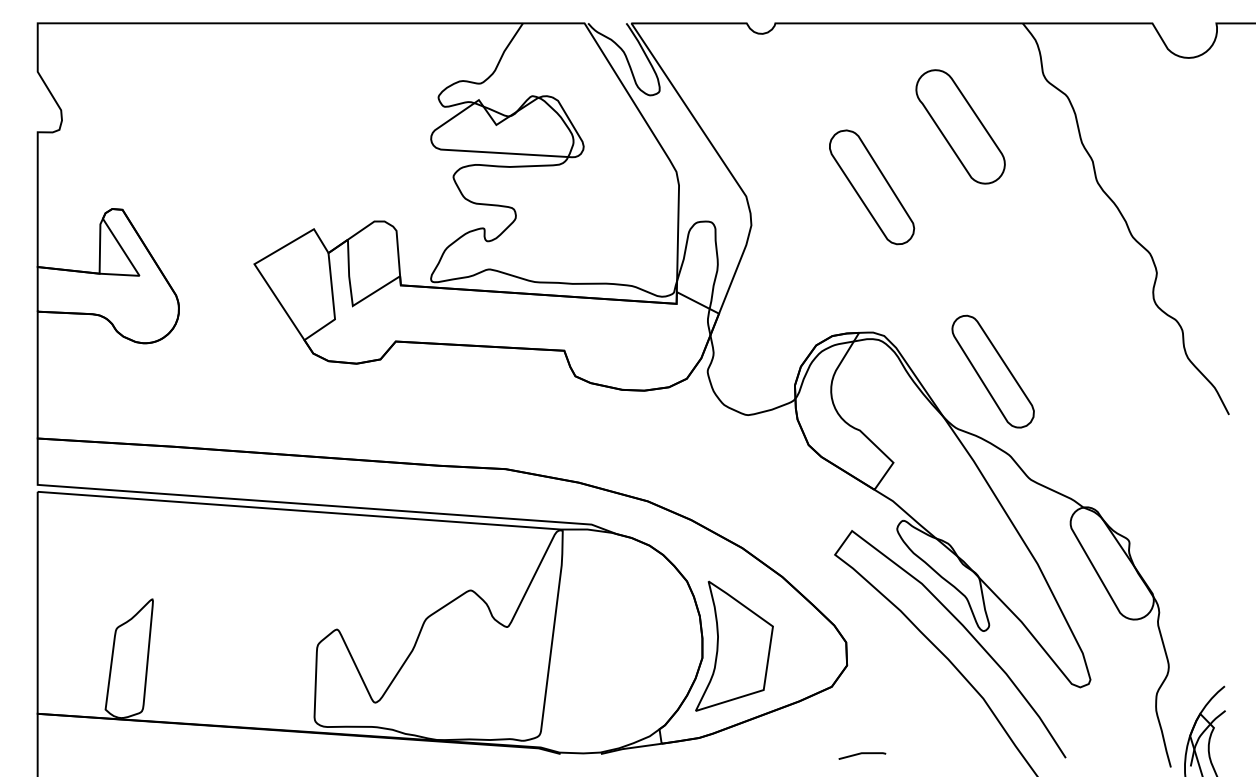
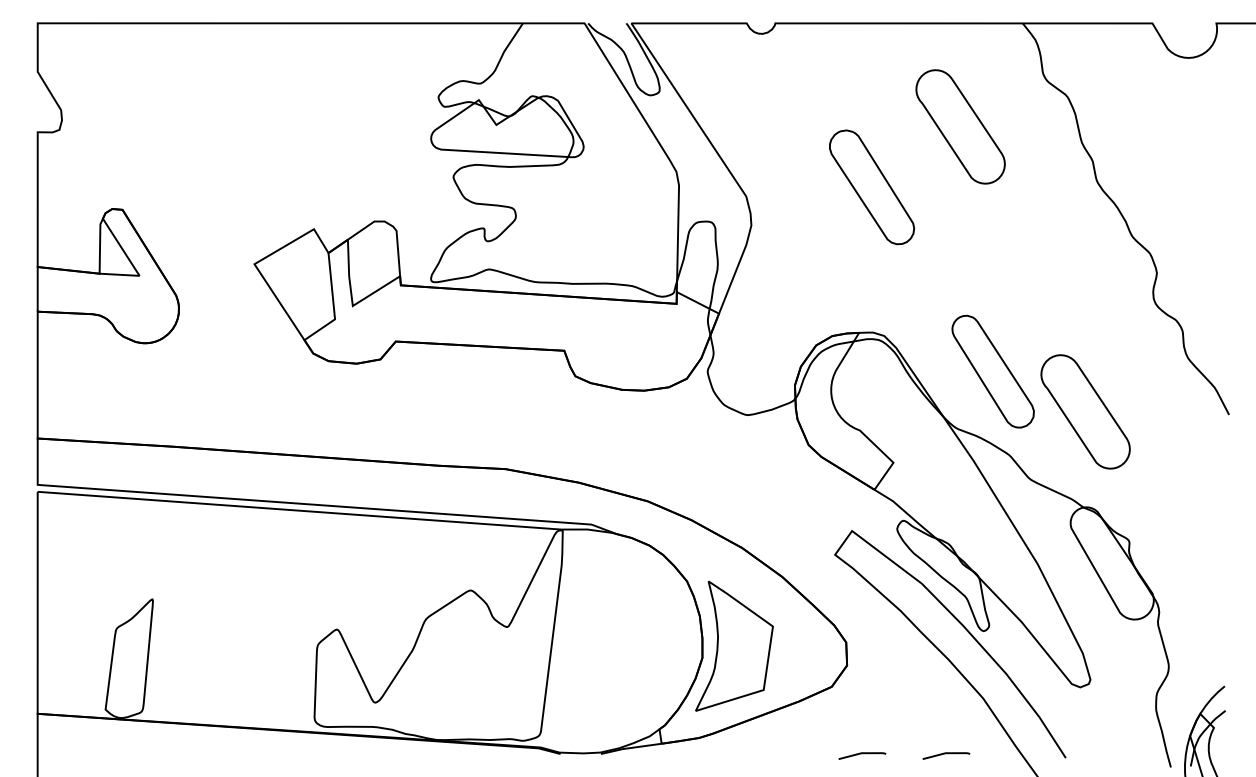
part: none -> present (1085, 411)
line: none -> present (946, 754)
